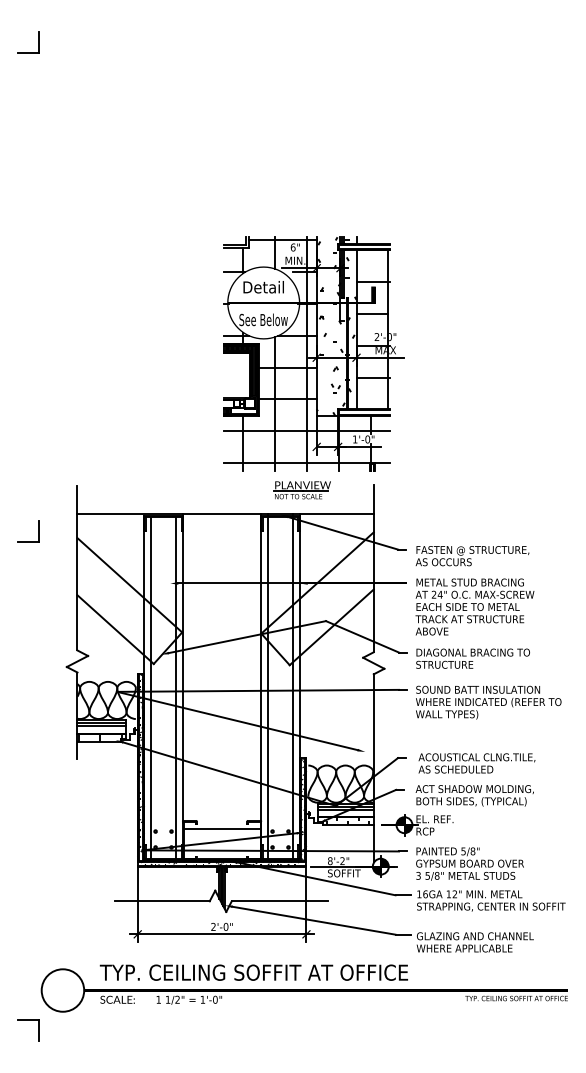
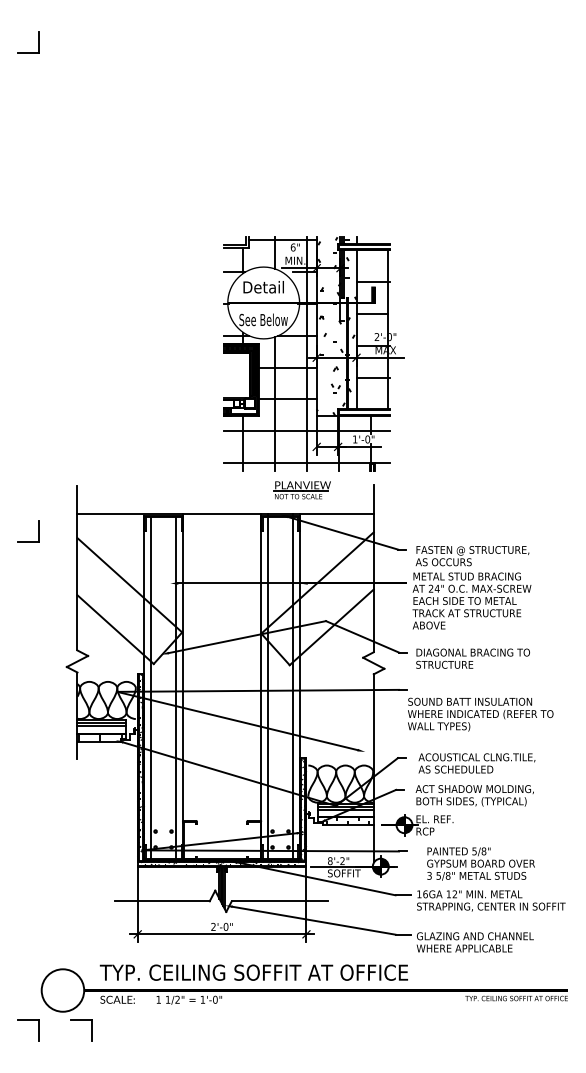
text position: (474, 606) -> (471, 600) (471, 600)
text position: (488, 702) -> (480, 714) (480, 714)
line: present -> none (222, 828)
text position: (469, 863) -> (480, 863) (480, 863)
part: none -> present (81, 1020)
